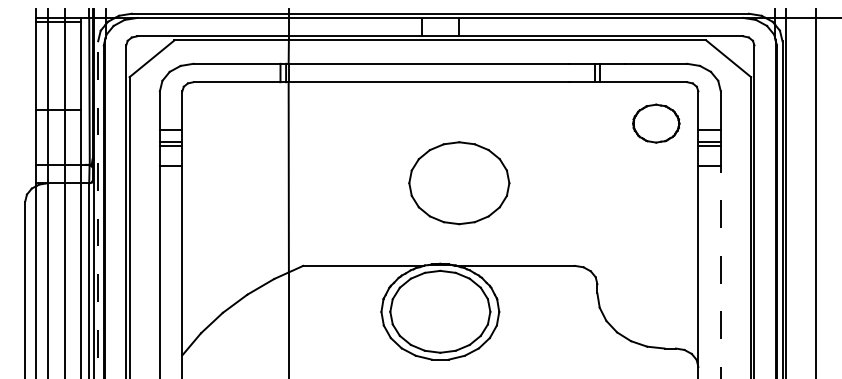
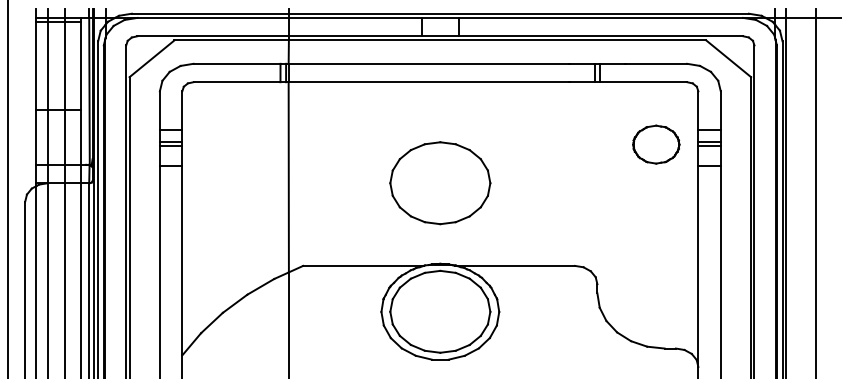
part position: (656, 123) -> (656, 144) (656, 144)
part position: (459, 183) -> (440, 183) (440, 183)
line: none -> present (8, 188)
line: dashed -> solid (98, 209)
line: dashed -> solid (720, 272)
